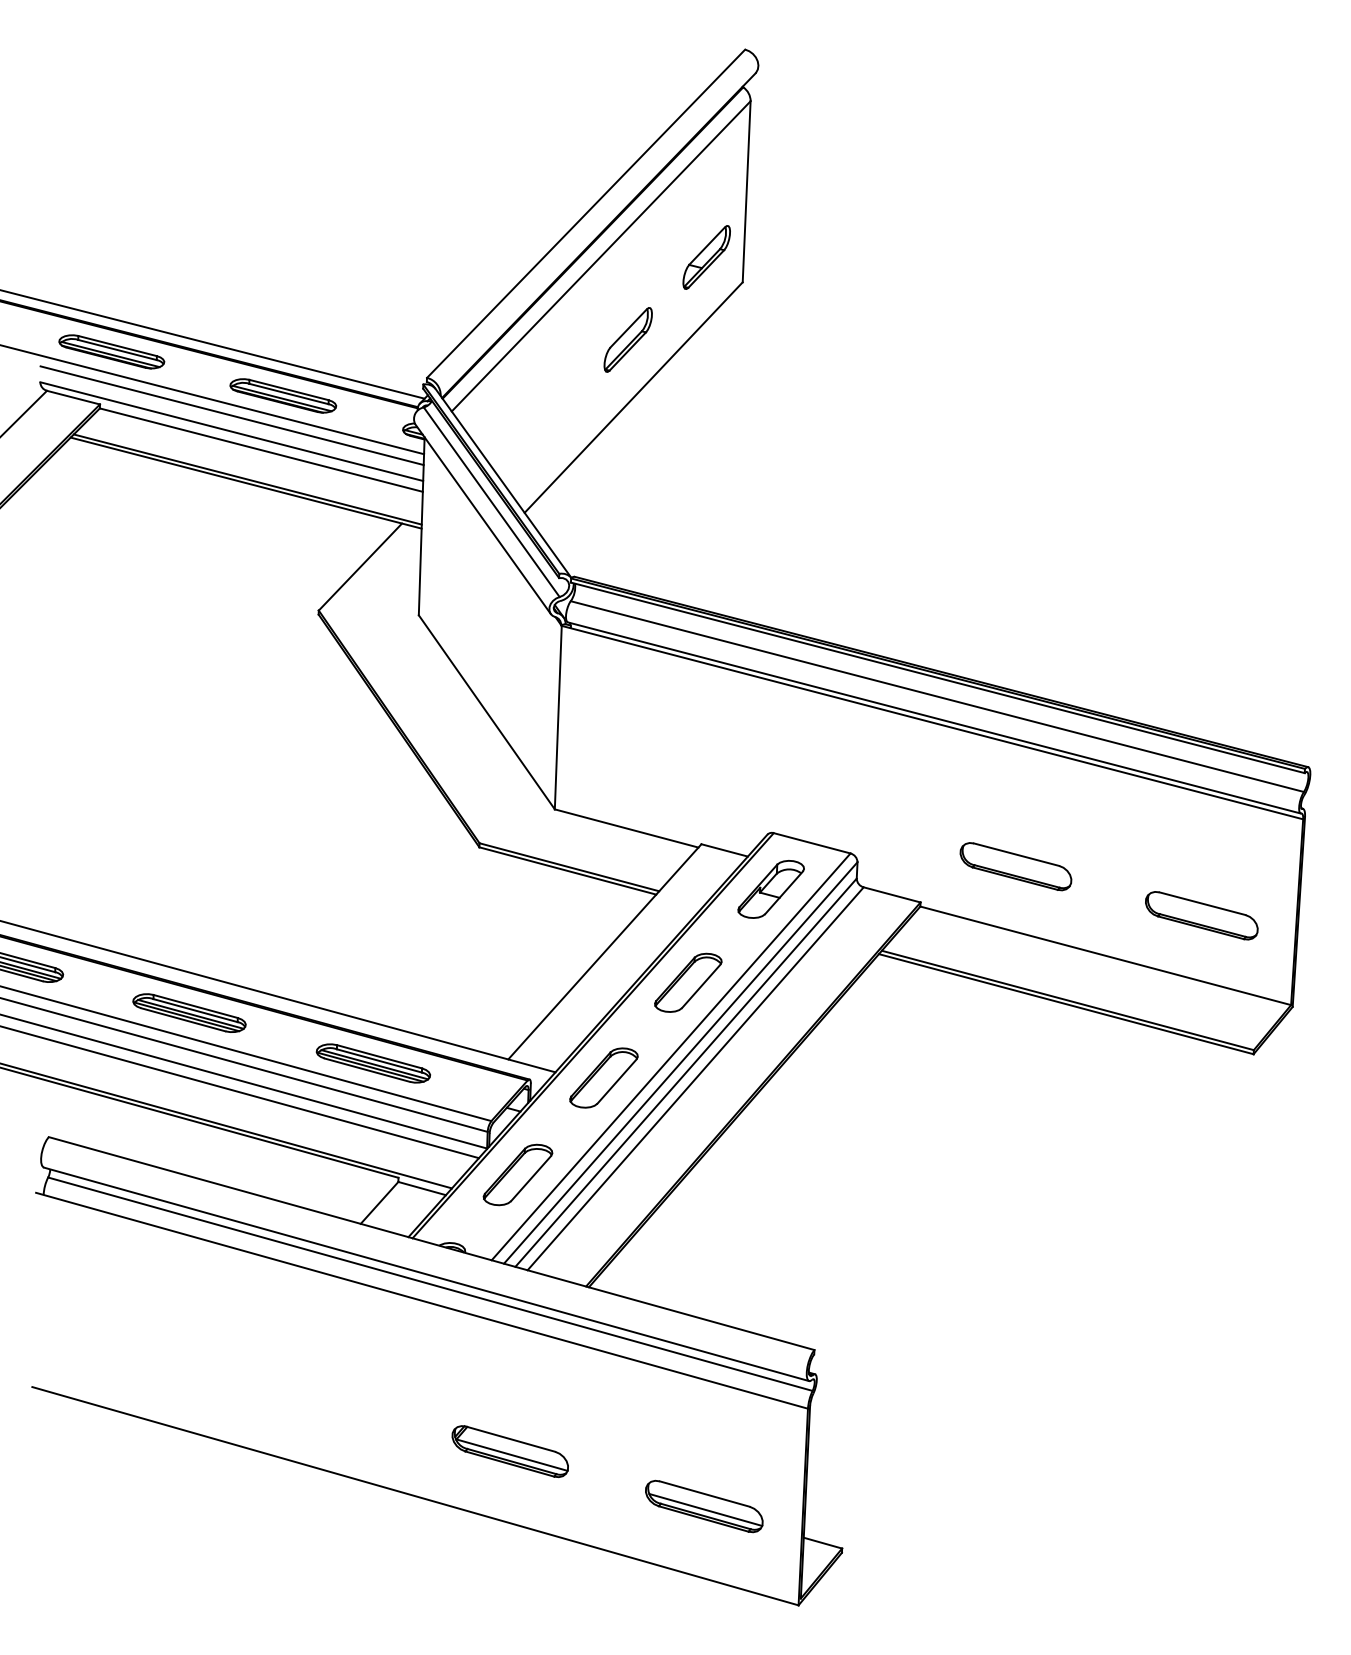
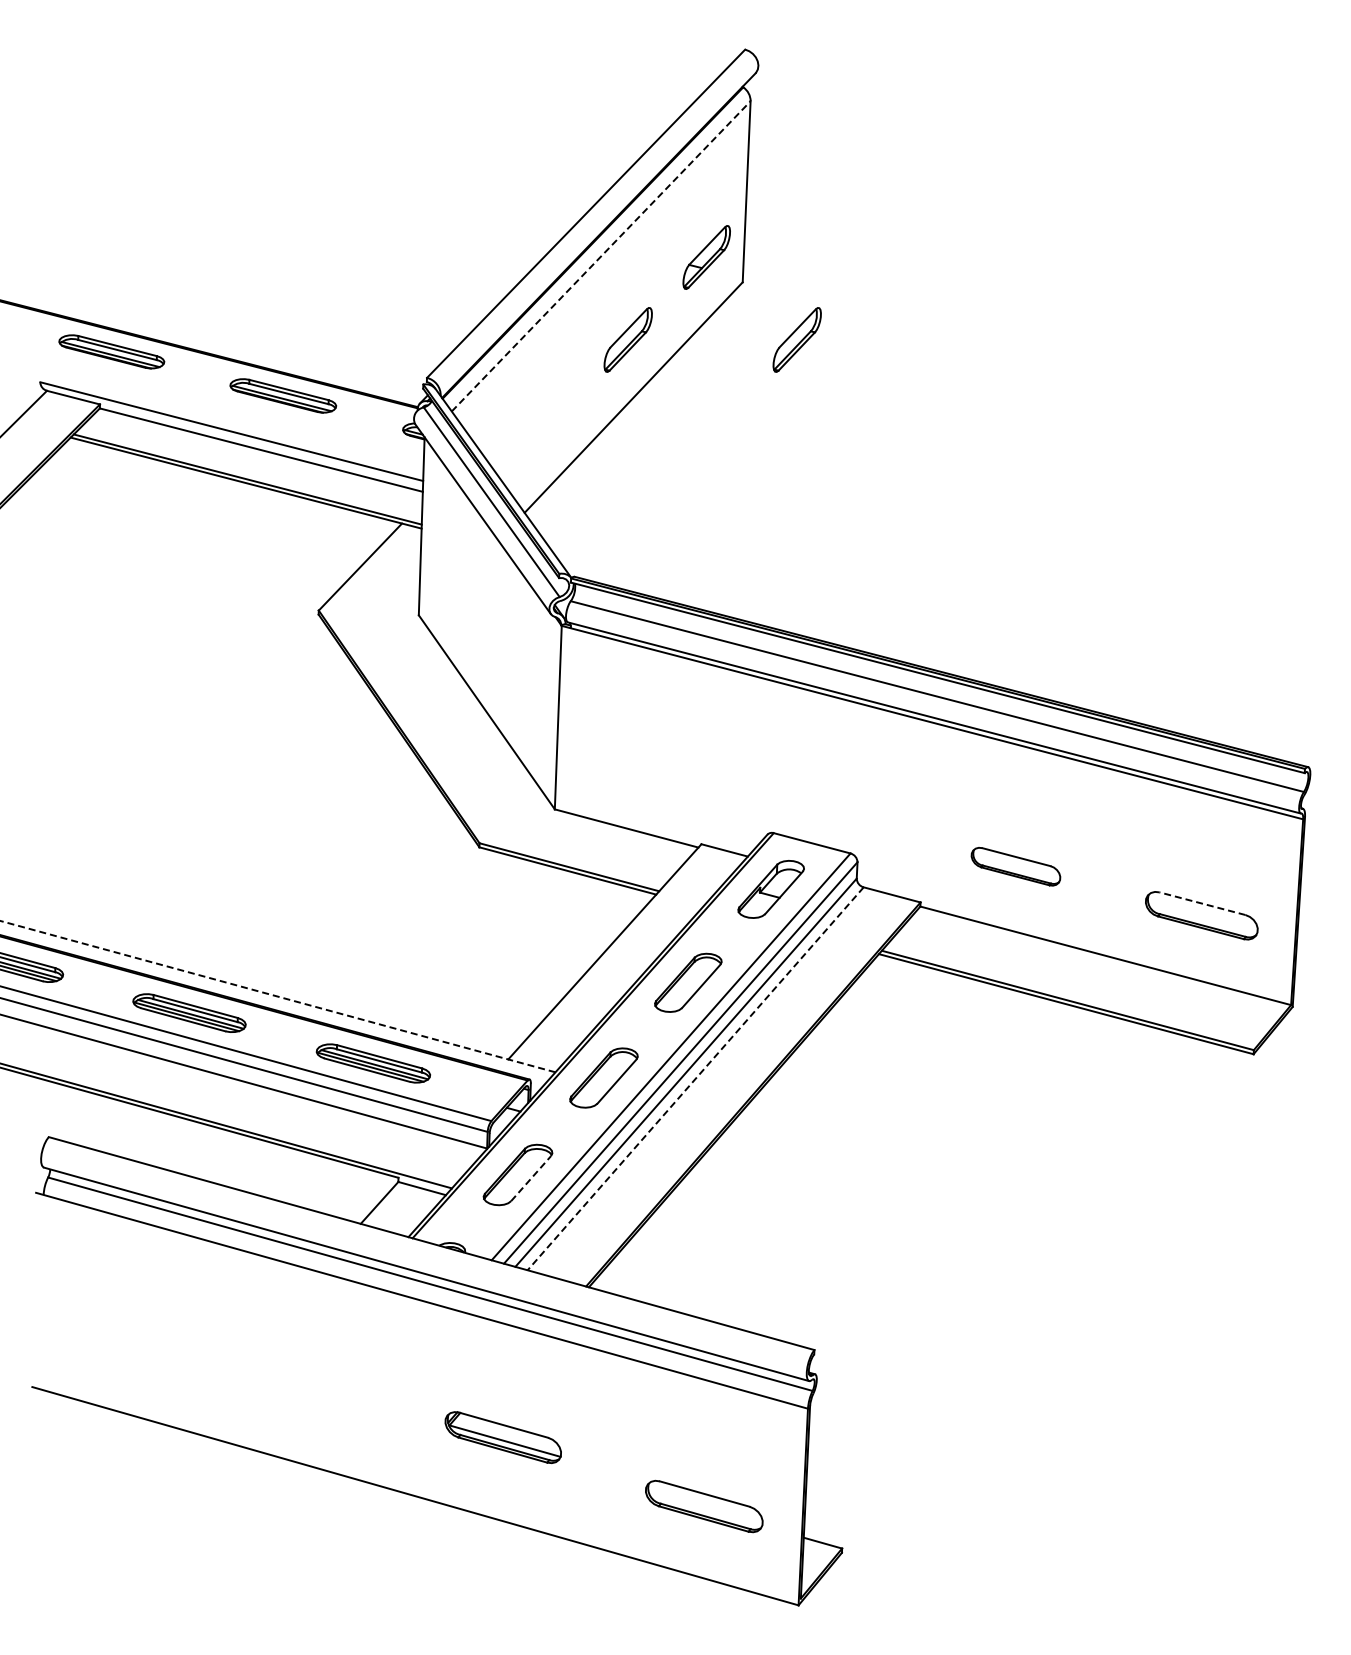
line: solid -> dashed (601, 256)
part: none -> present (796, 339)
line: present -> none (213, 344)
line: present -> none (213, 399)
line: present -> none (231, 415)
part size: 114x50 px -> 92x40 px (1015, 866)
line: solid -> dashed (1202, 903)
line: solid -> dashed (277, 996)
line: solid -> dashed (695, 1078)
line: present -> none (240, 1092)
line: solid -> dashed (531, 1178)
part position: (509, 1451) -> (502, 1437) (502, 1437)
line: present -> none (705, 1509)
